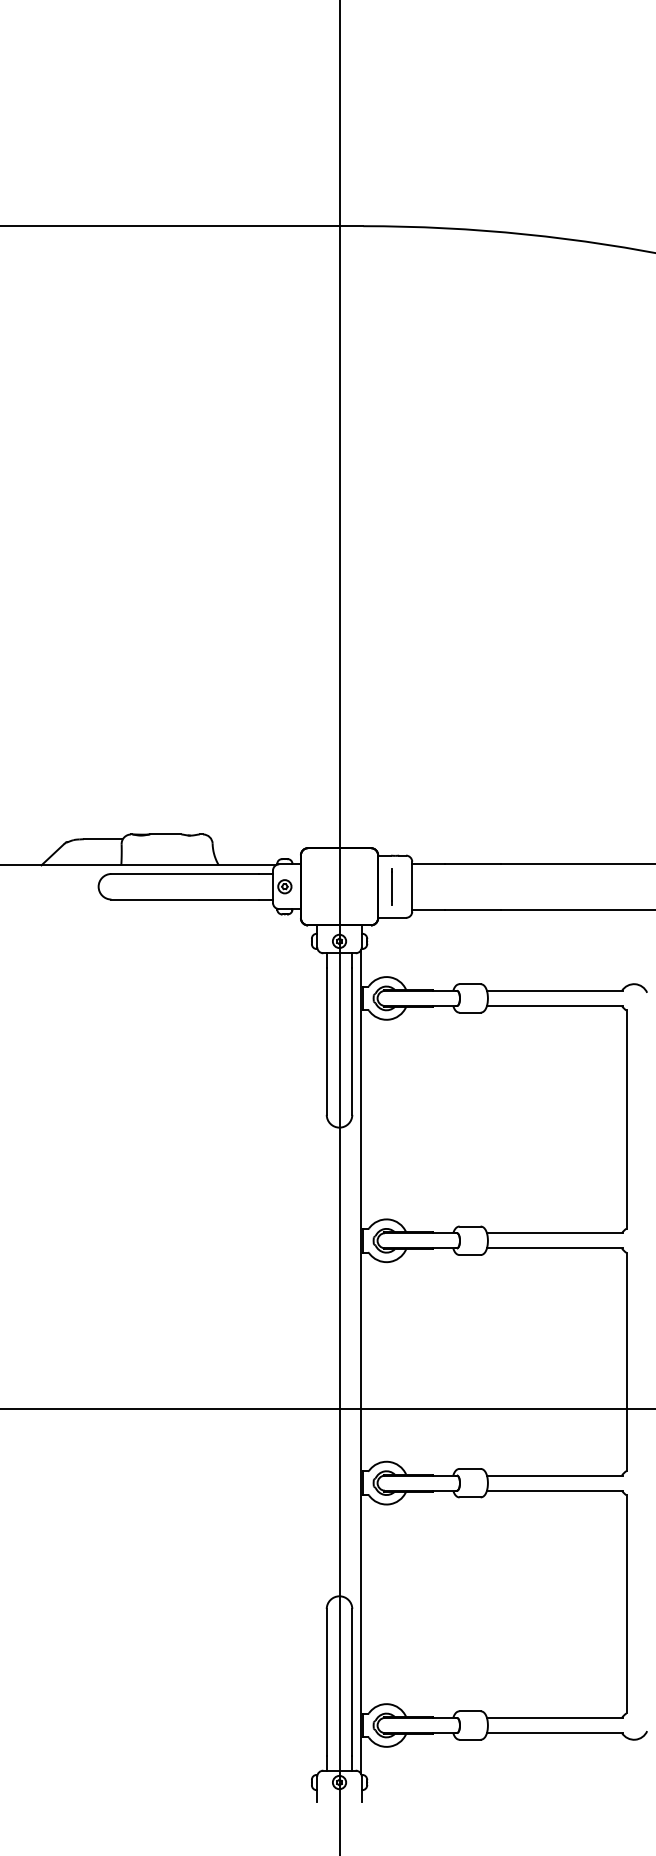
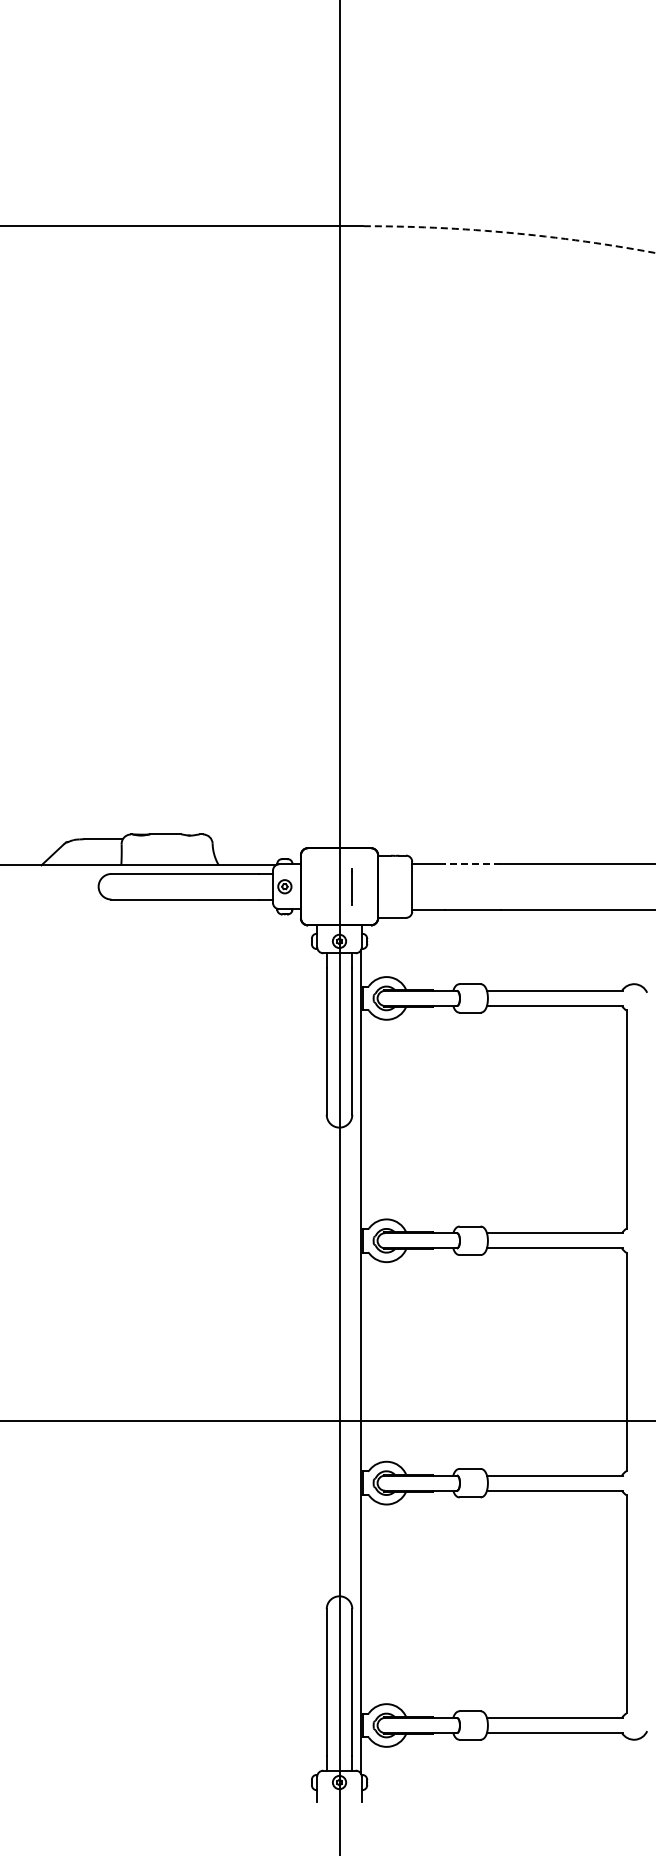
arc: solid -> dashed (510, 233)
line: solid -> dashed (472, 863)
line position: (391, 886) -> (351, 886) (351, 886)
line position: (327, 1409) -> (327, 1421) (327, 1421)
